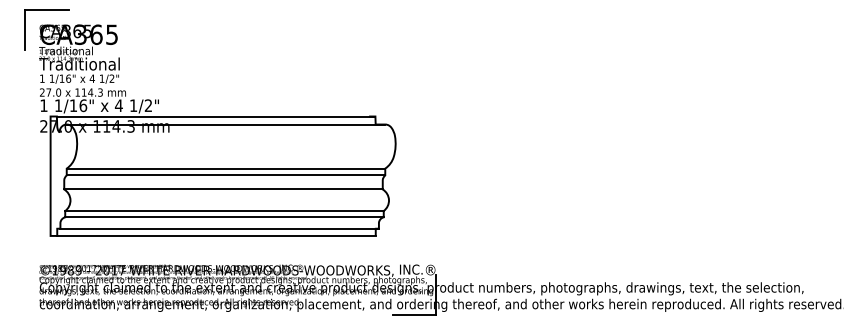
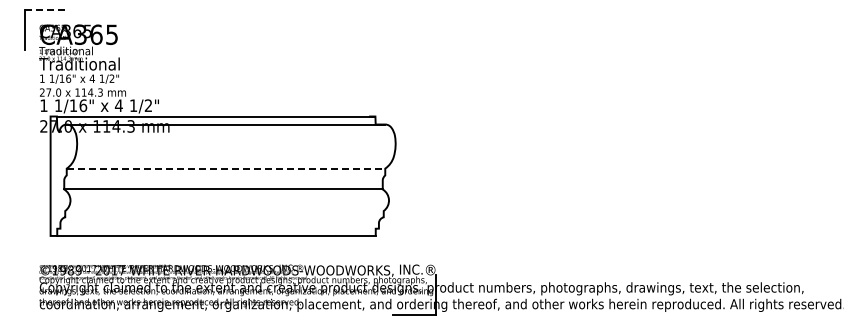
line: solid -> dashed (47, 9)
line: solid -> dashed (226, 168)
line: present -> none (225, 175)
line: present -> none (224, 211)
line: present -> none (224, 217)
line: present -> none (219, 228)
